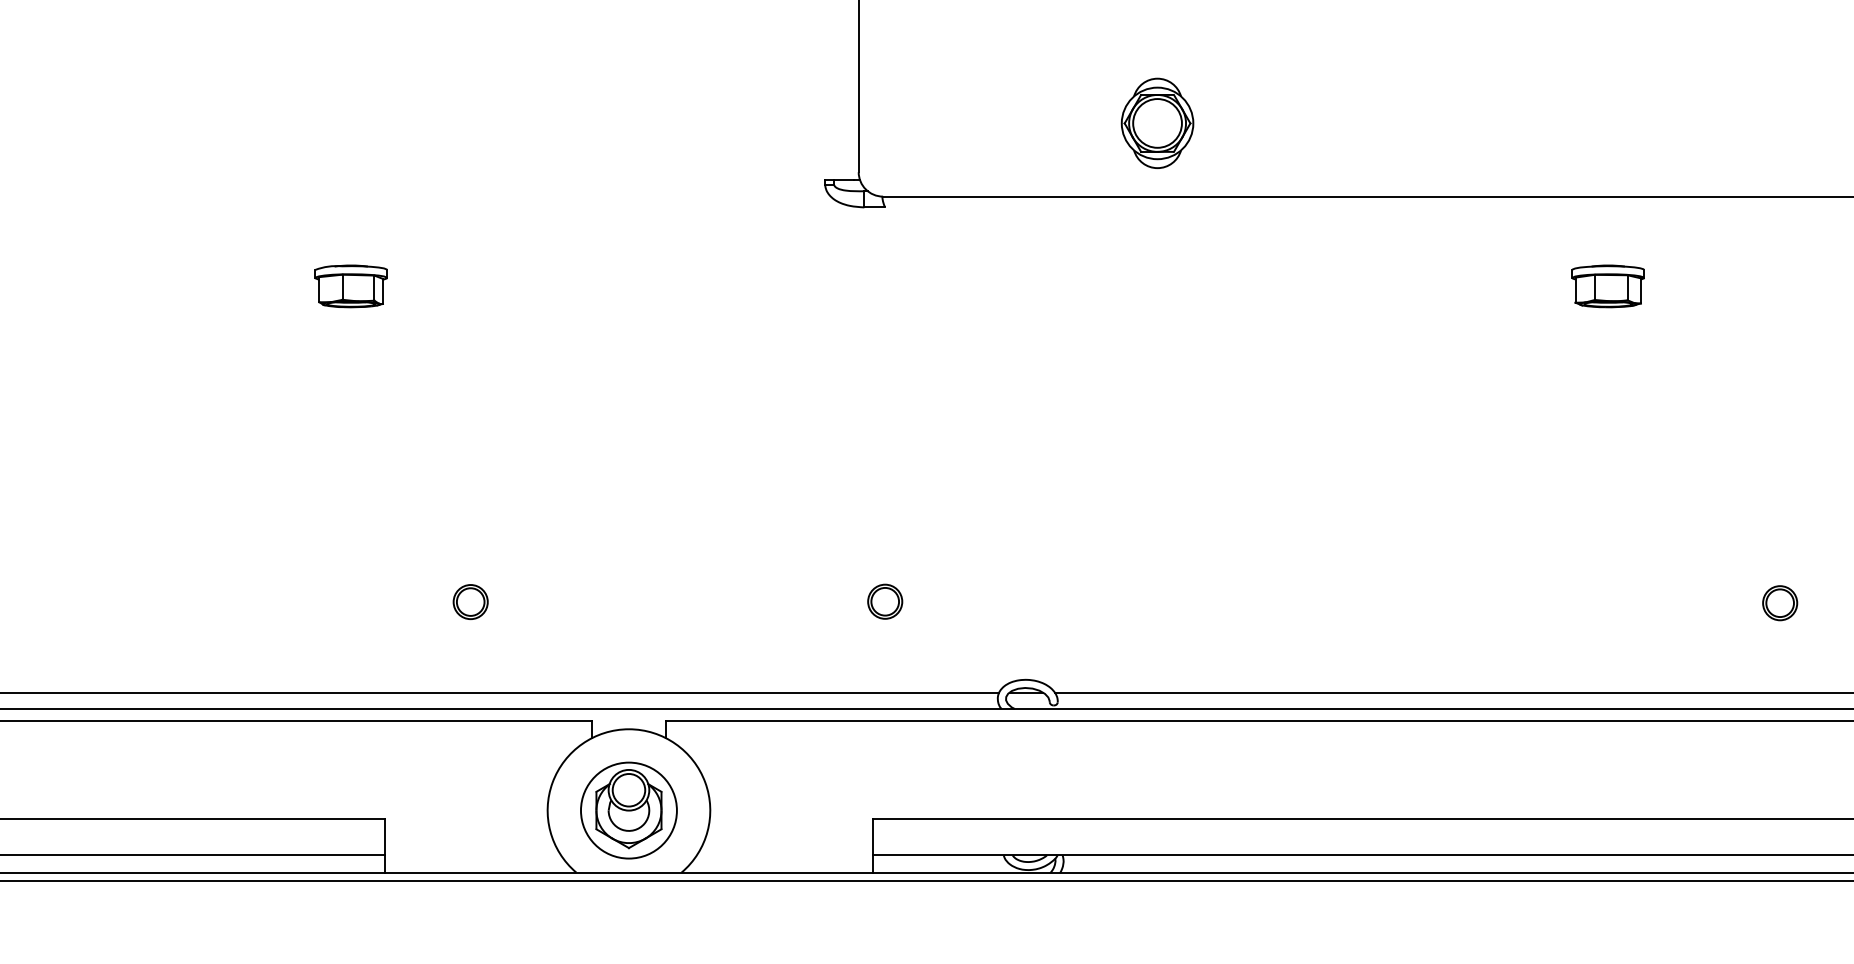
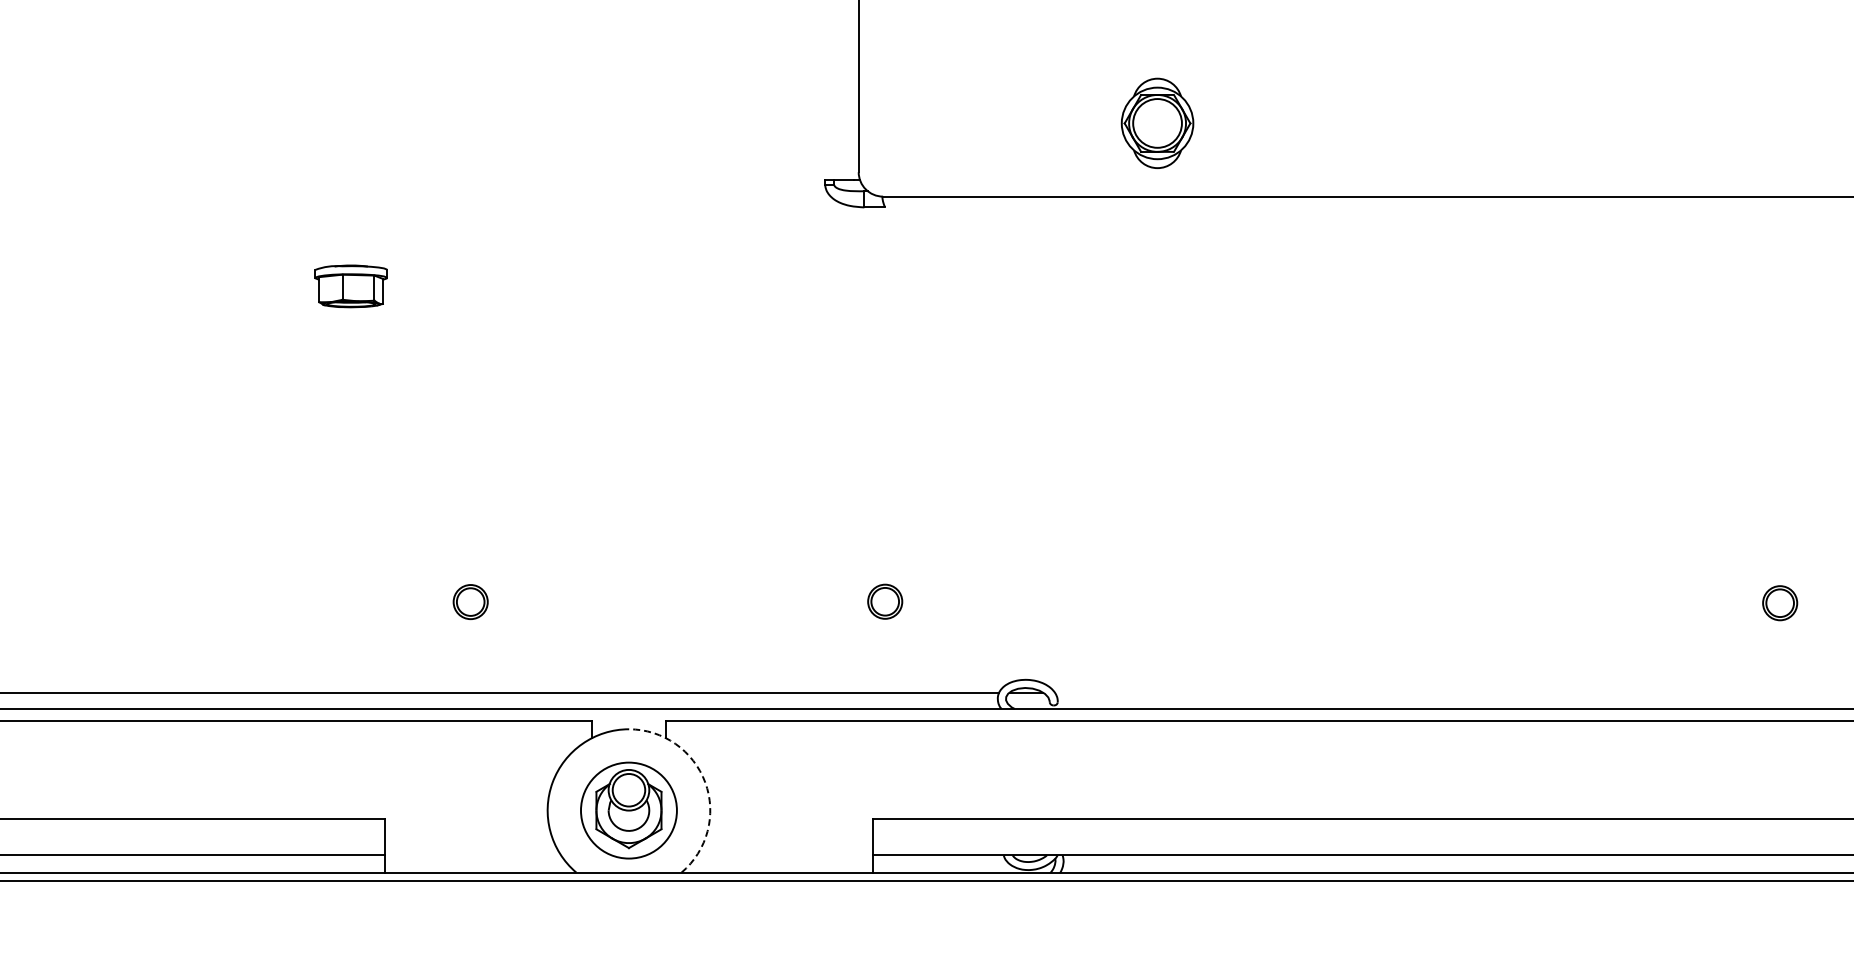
part: present -> none (1607, 286)
line: present -> none (1452, 692)
arc: solid -> dashed (705, 782)
